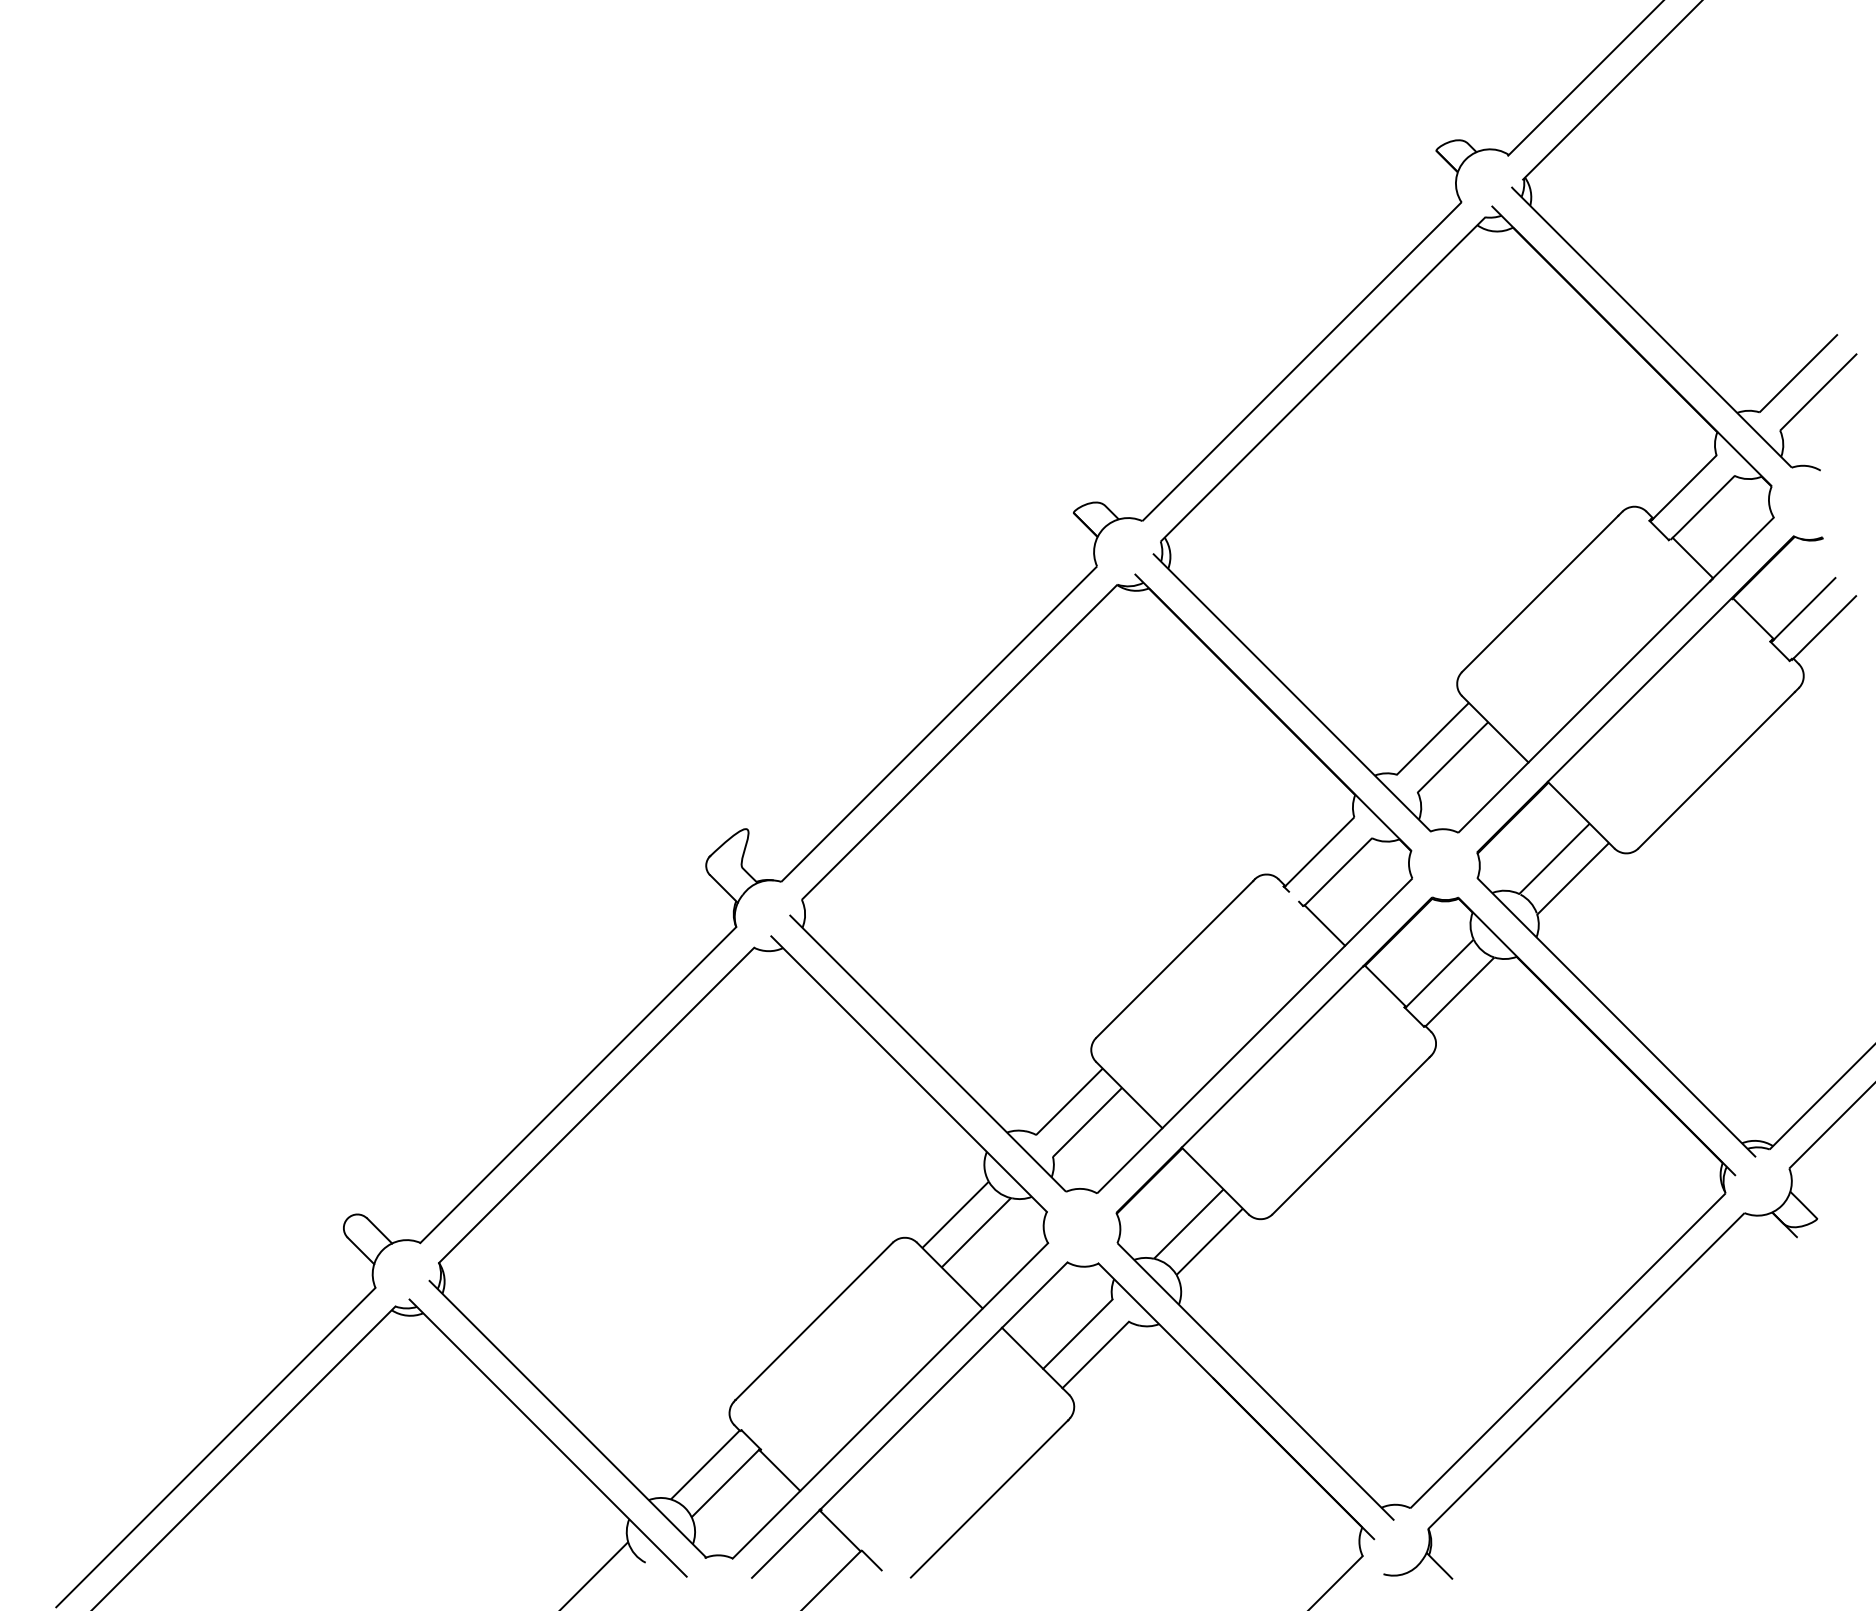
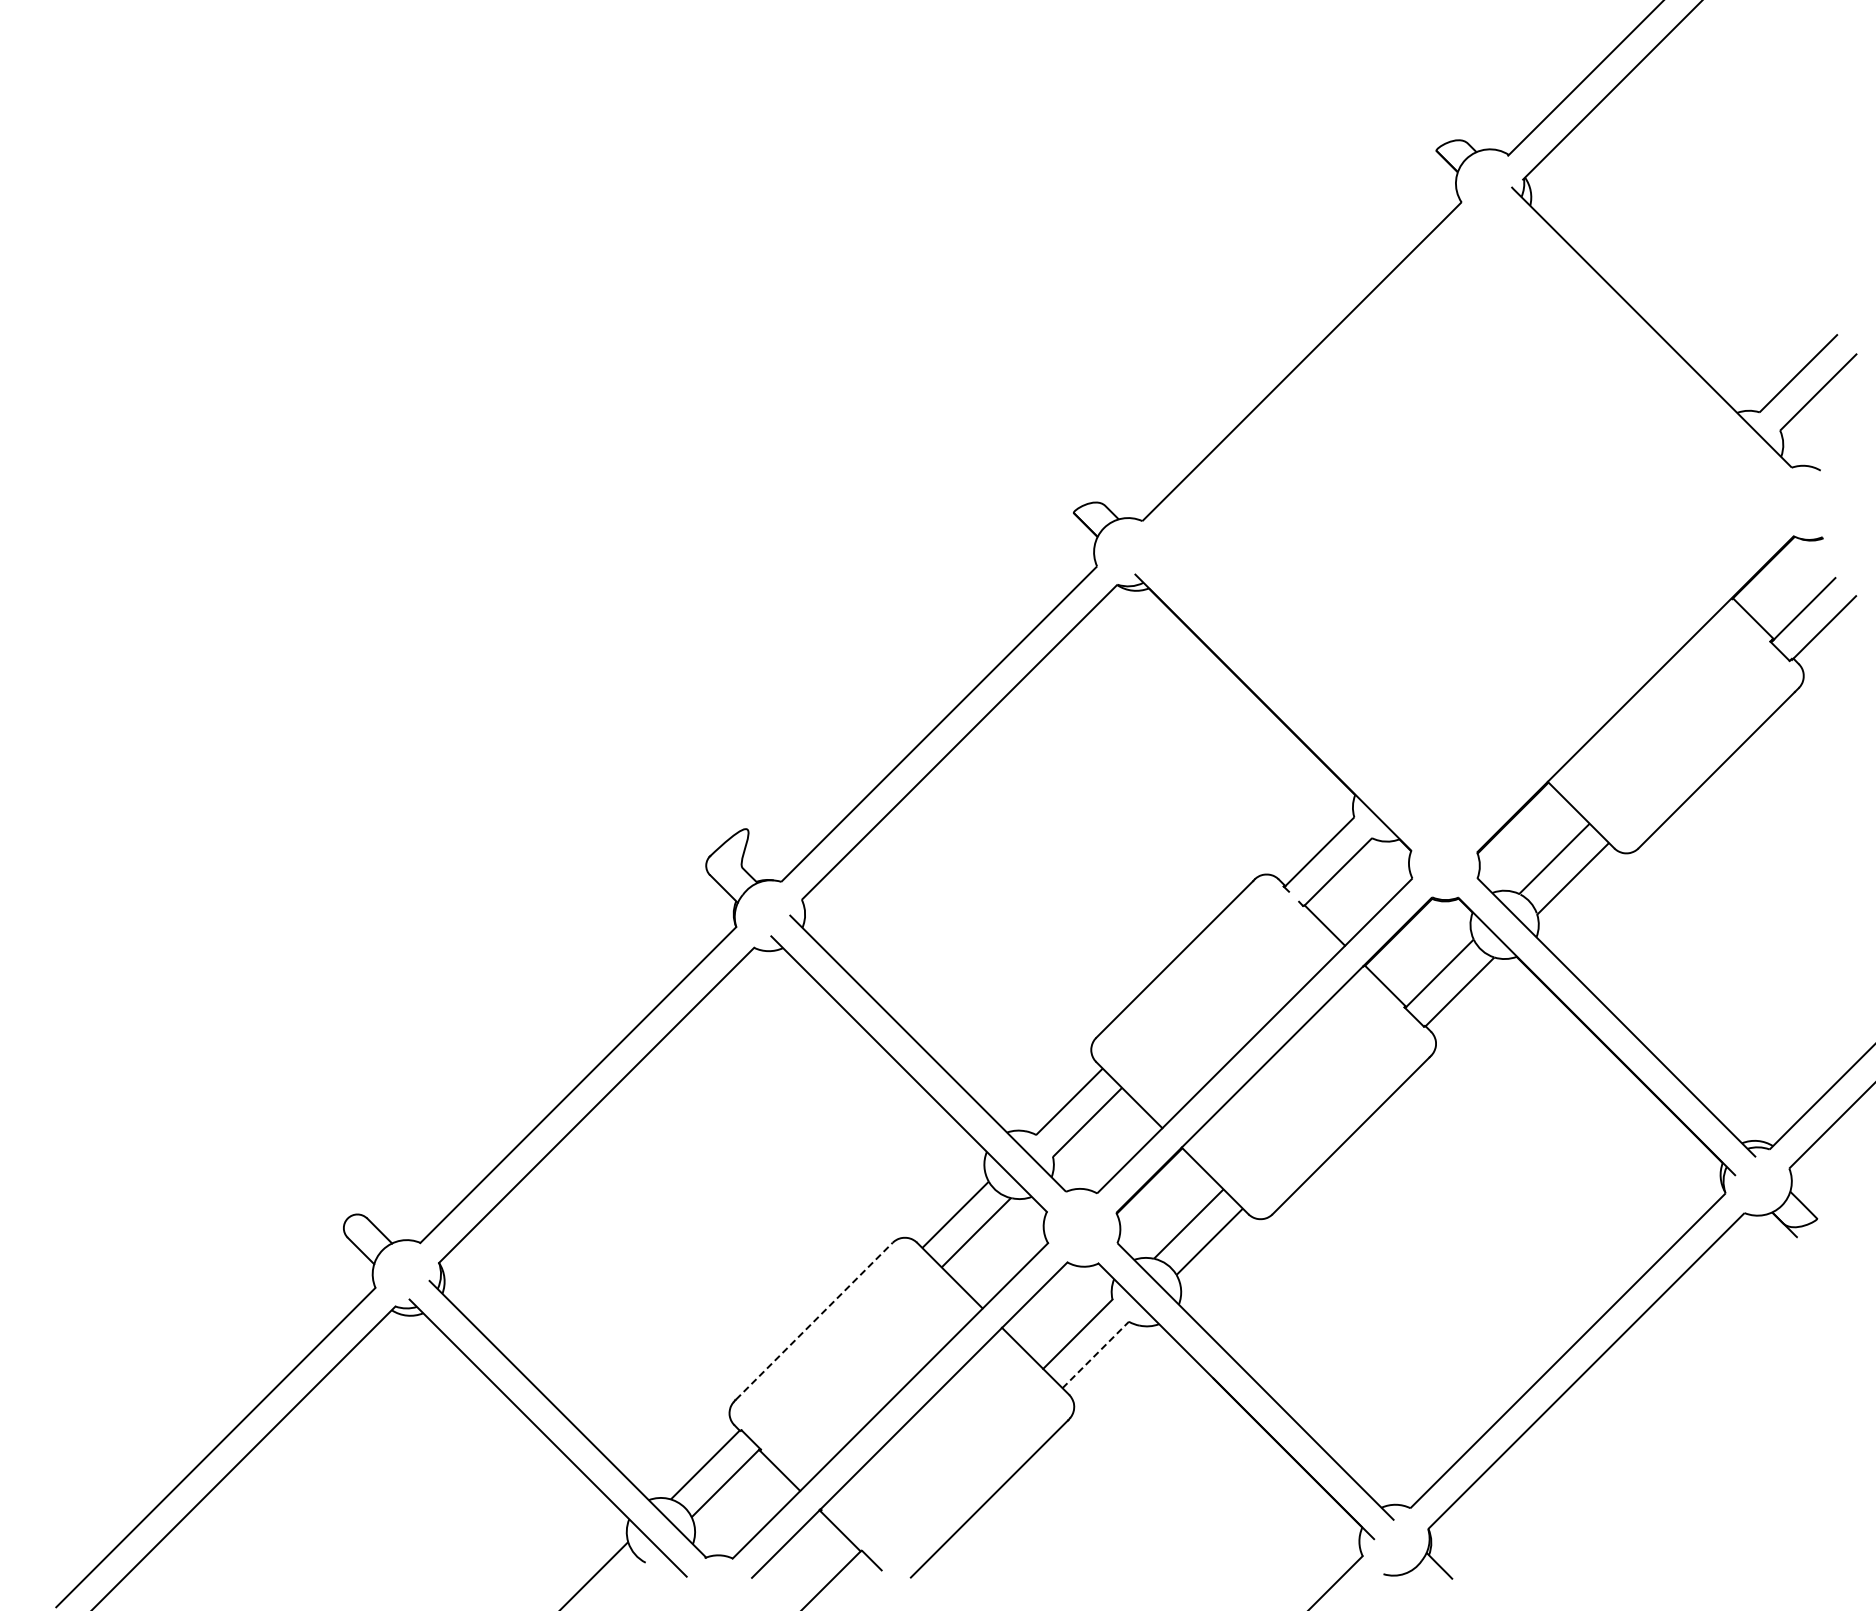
part: present -> none (1463, 519)
line: solid -> dashed (814, 1321)
line: solid -> dashed (1095, 1355)
